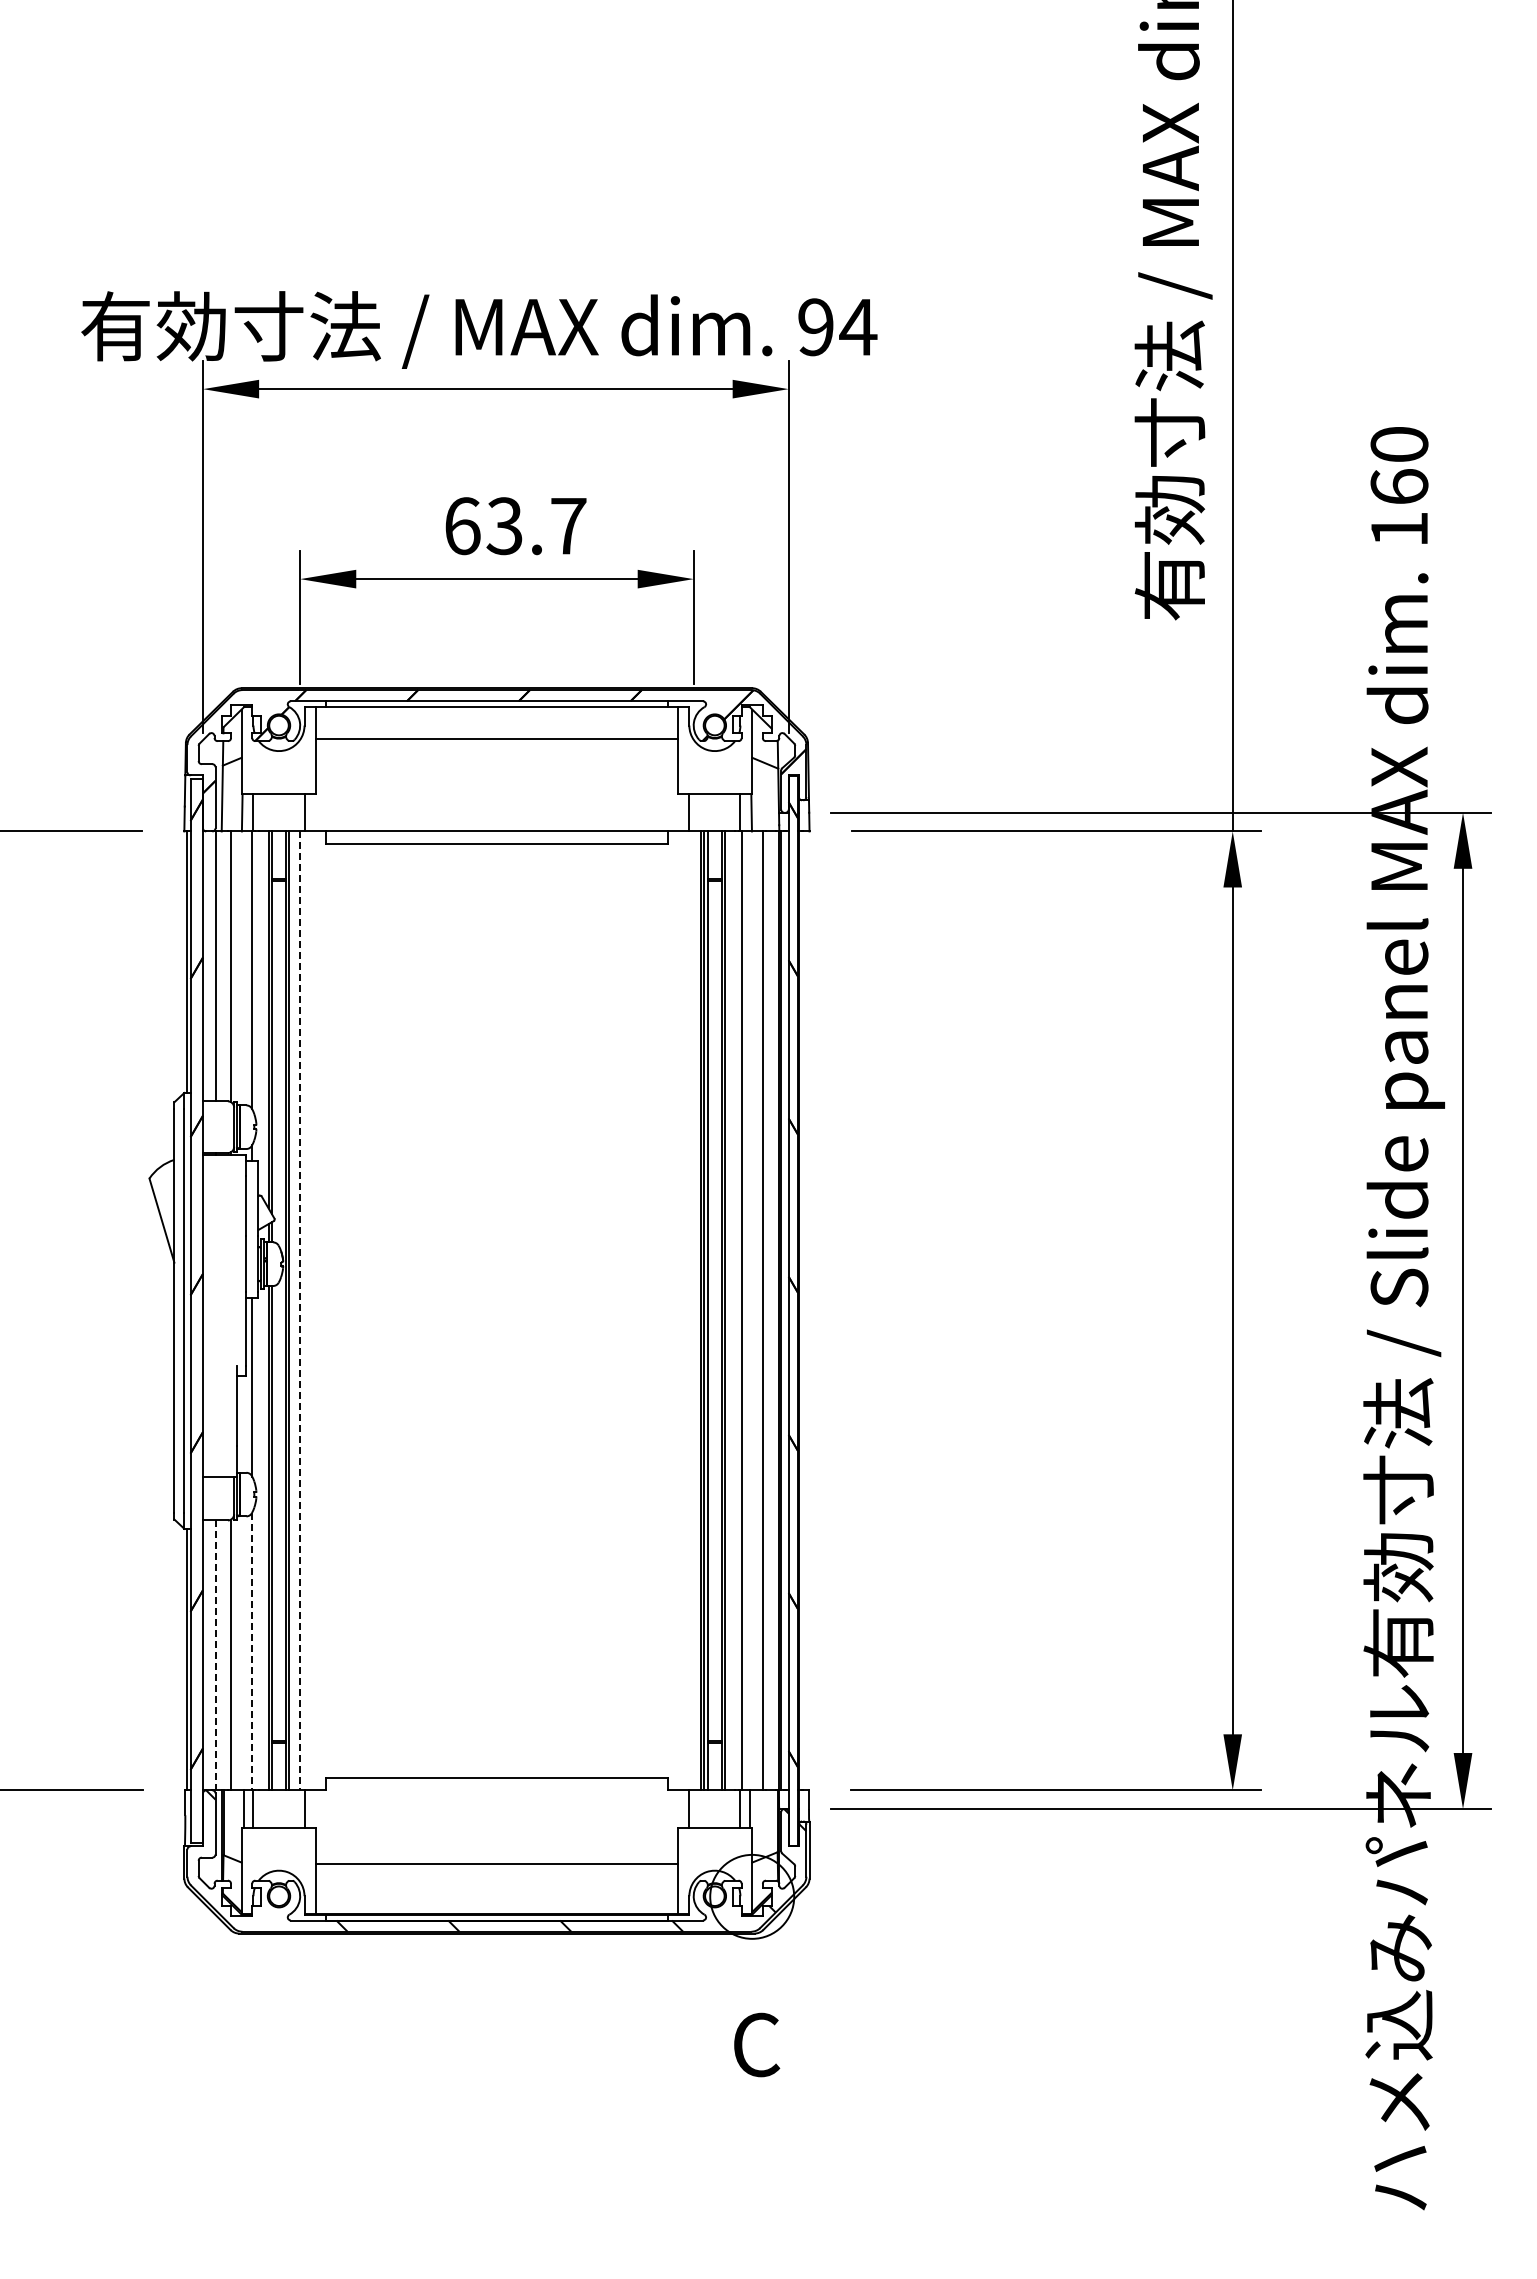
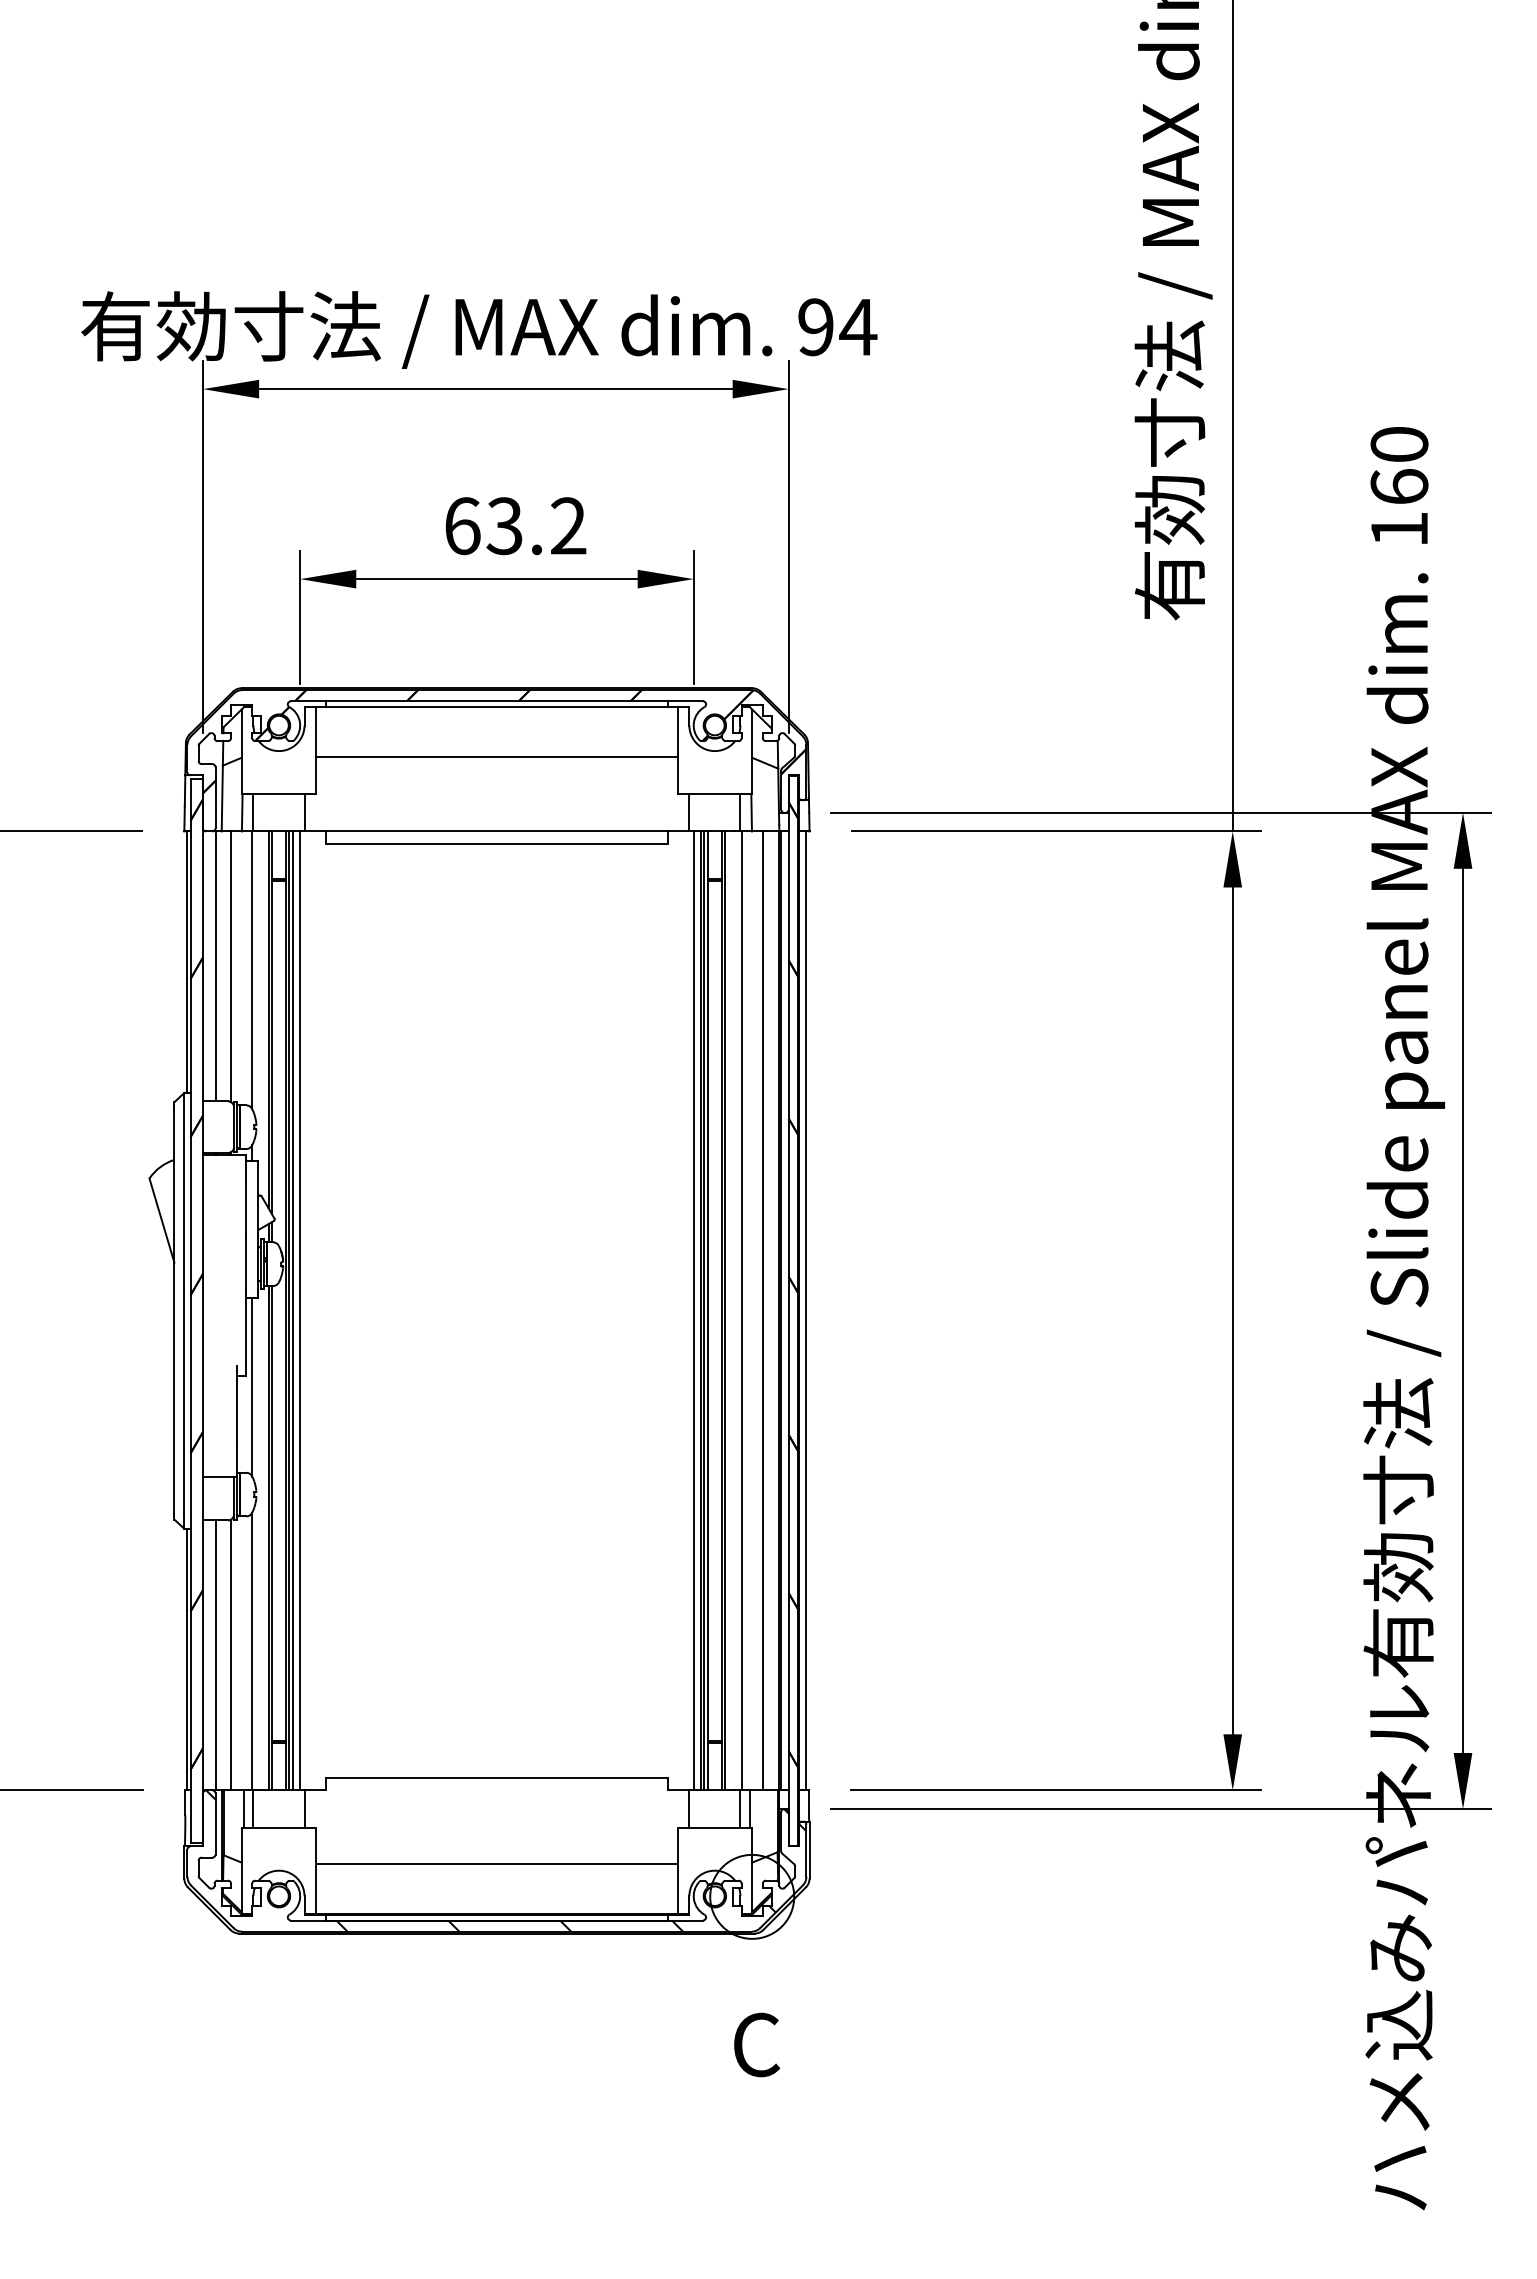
text: 63.7 -> 63.2 (568, 525)
line position: (496, 738) -> (496, 756) (496, 756)
line: none -> present (292, 1310)
line: none -> present (693, 1310)
line: none -> present (806, 1310)
line: dashed -> solid (300, 1311)
line: dashed -> solid (252, 1651)
line: dashed -> solid (215, 1655)
